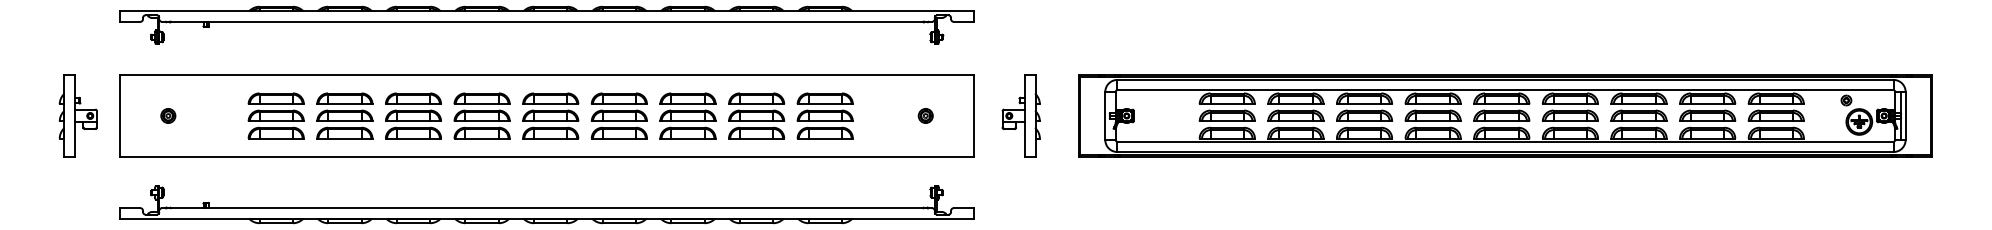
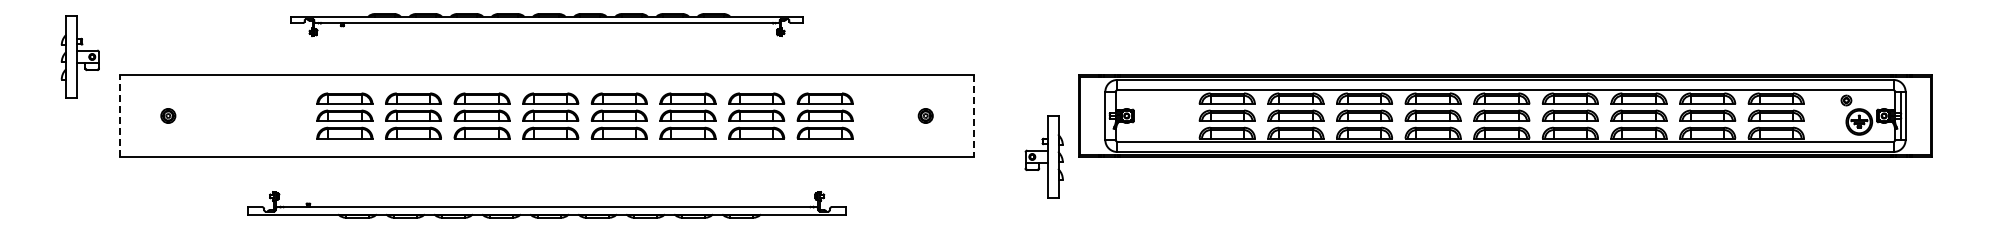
part size: 856x40 px -> 514x24 px (546, 24)
part position: (77, 115) -> (79, 56) (79, 56)
line: solid -> dashed (120, 115)
part: present -> none (275, 115)
part position: (1020, 115) -> (1043, 156) (1043, 156)
line: solid -> dashed (973, 116)
part size: 856x40 px -> 600x28 px (546, 204)
